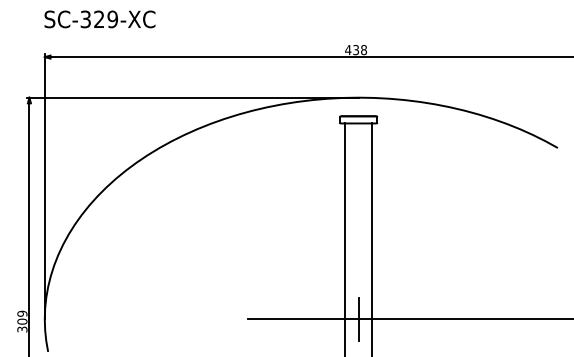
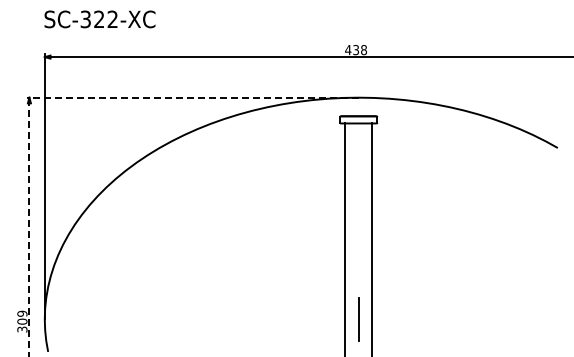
text: SC-329-XC -> SC-322-XC (112, 19)
line: solid -> dashed (192, 97)
line: solid -> dashed (29, 229)
line: present -> none (408, 319)
